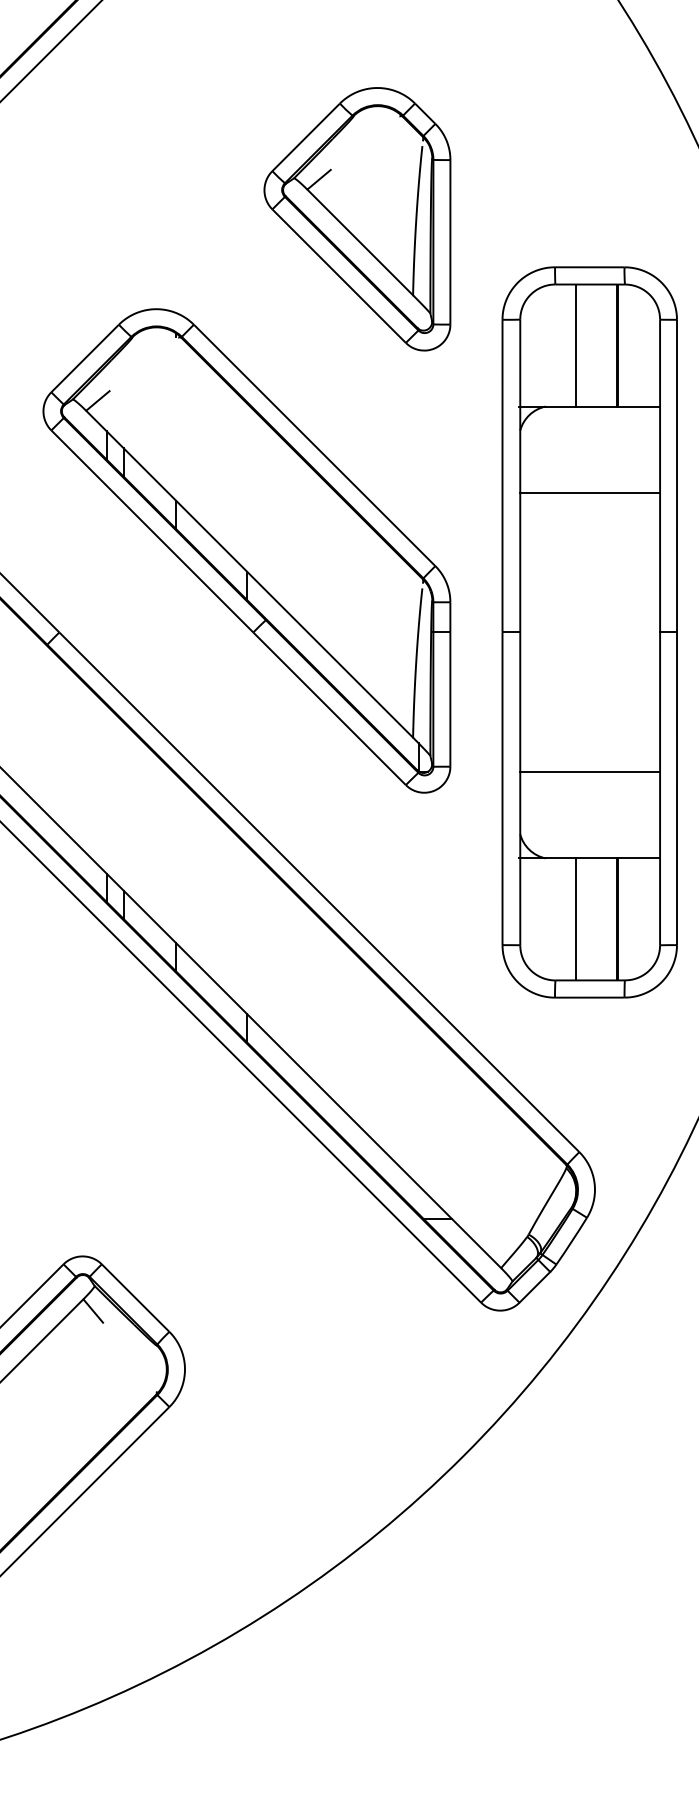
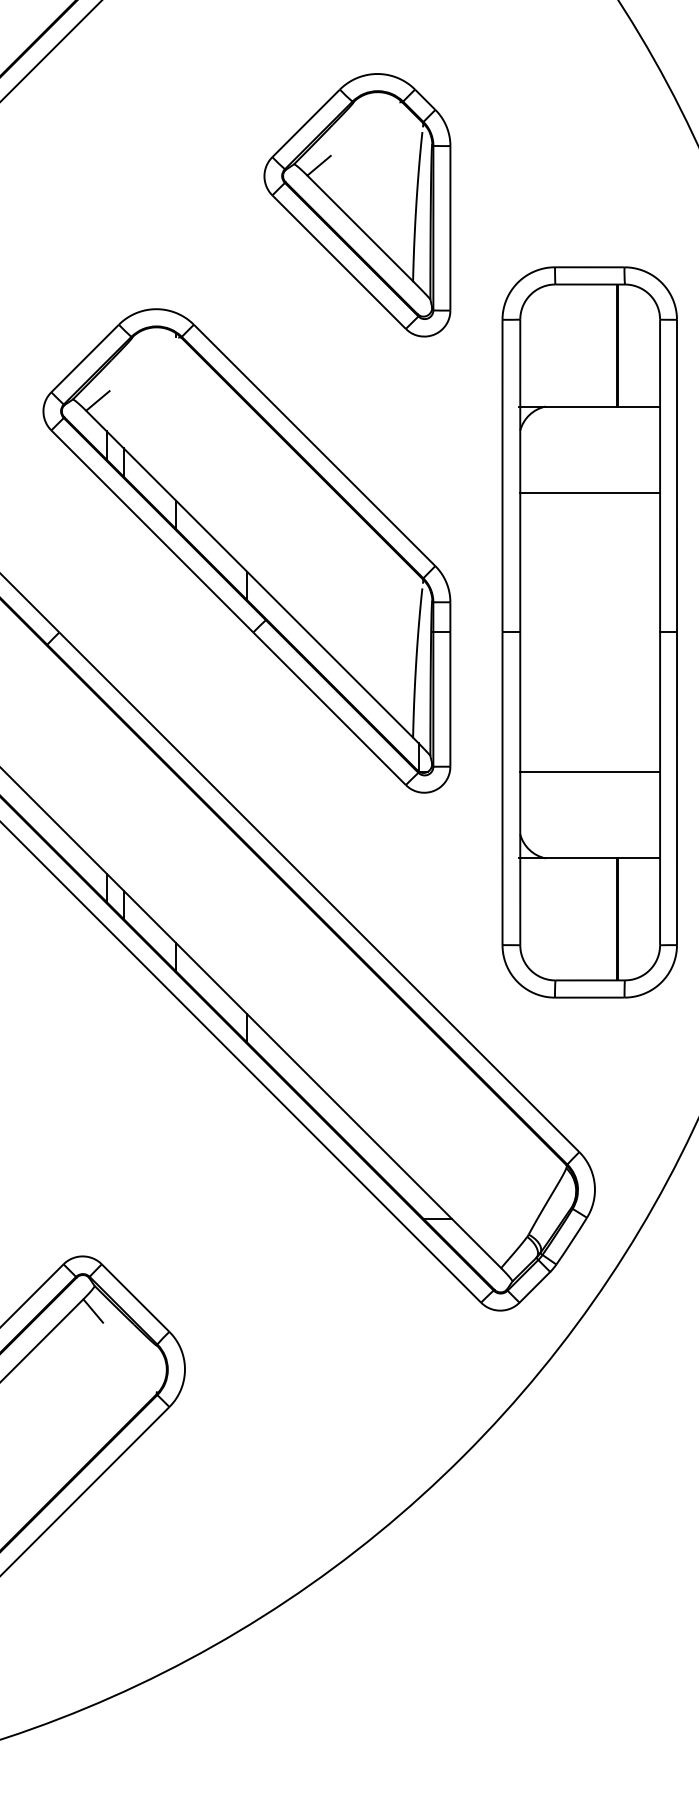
part position: (357, 219) -> (357, 205) (357, 205)
line: present -> none (575, 345)
line: present -> none (575, 919)
